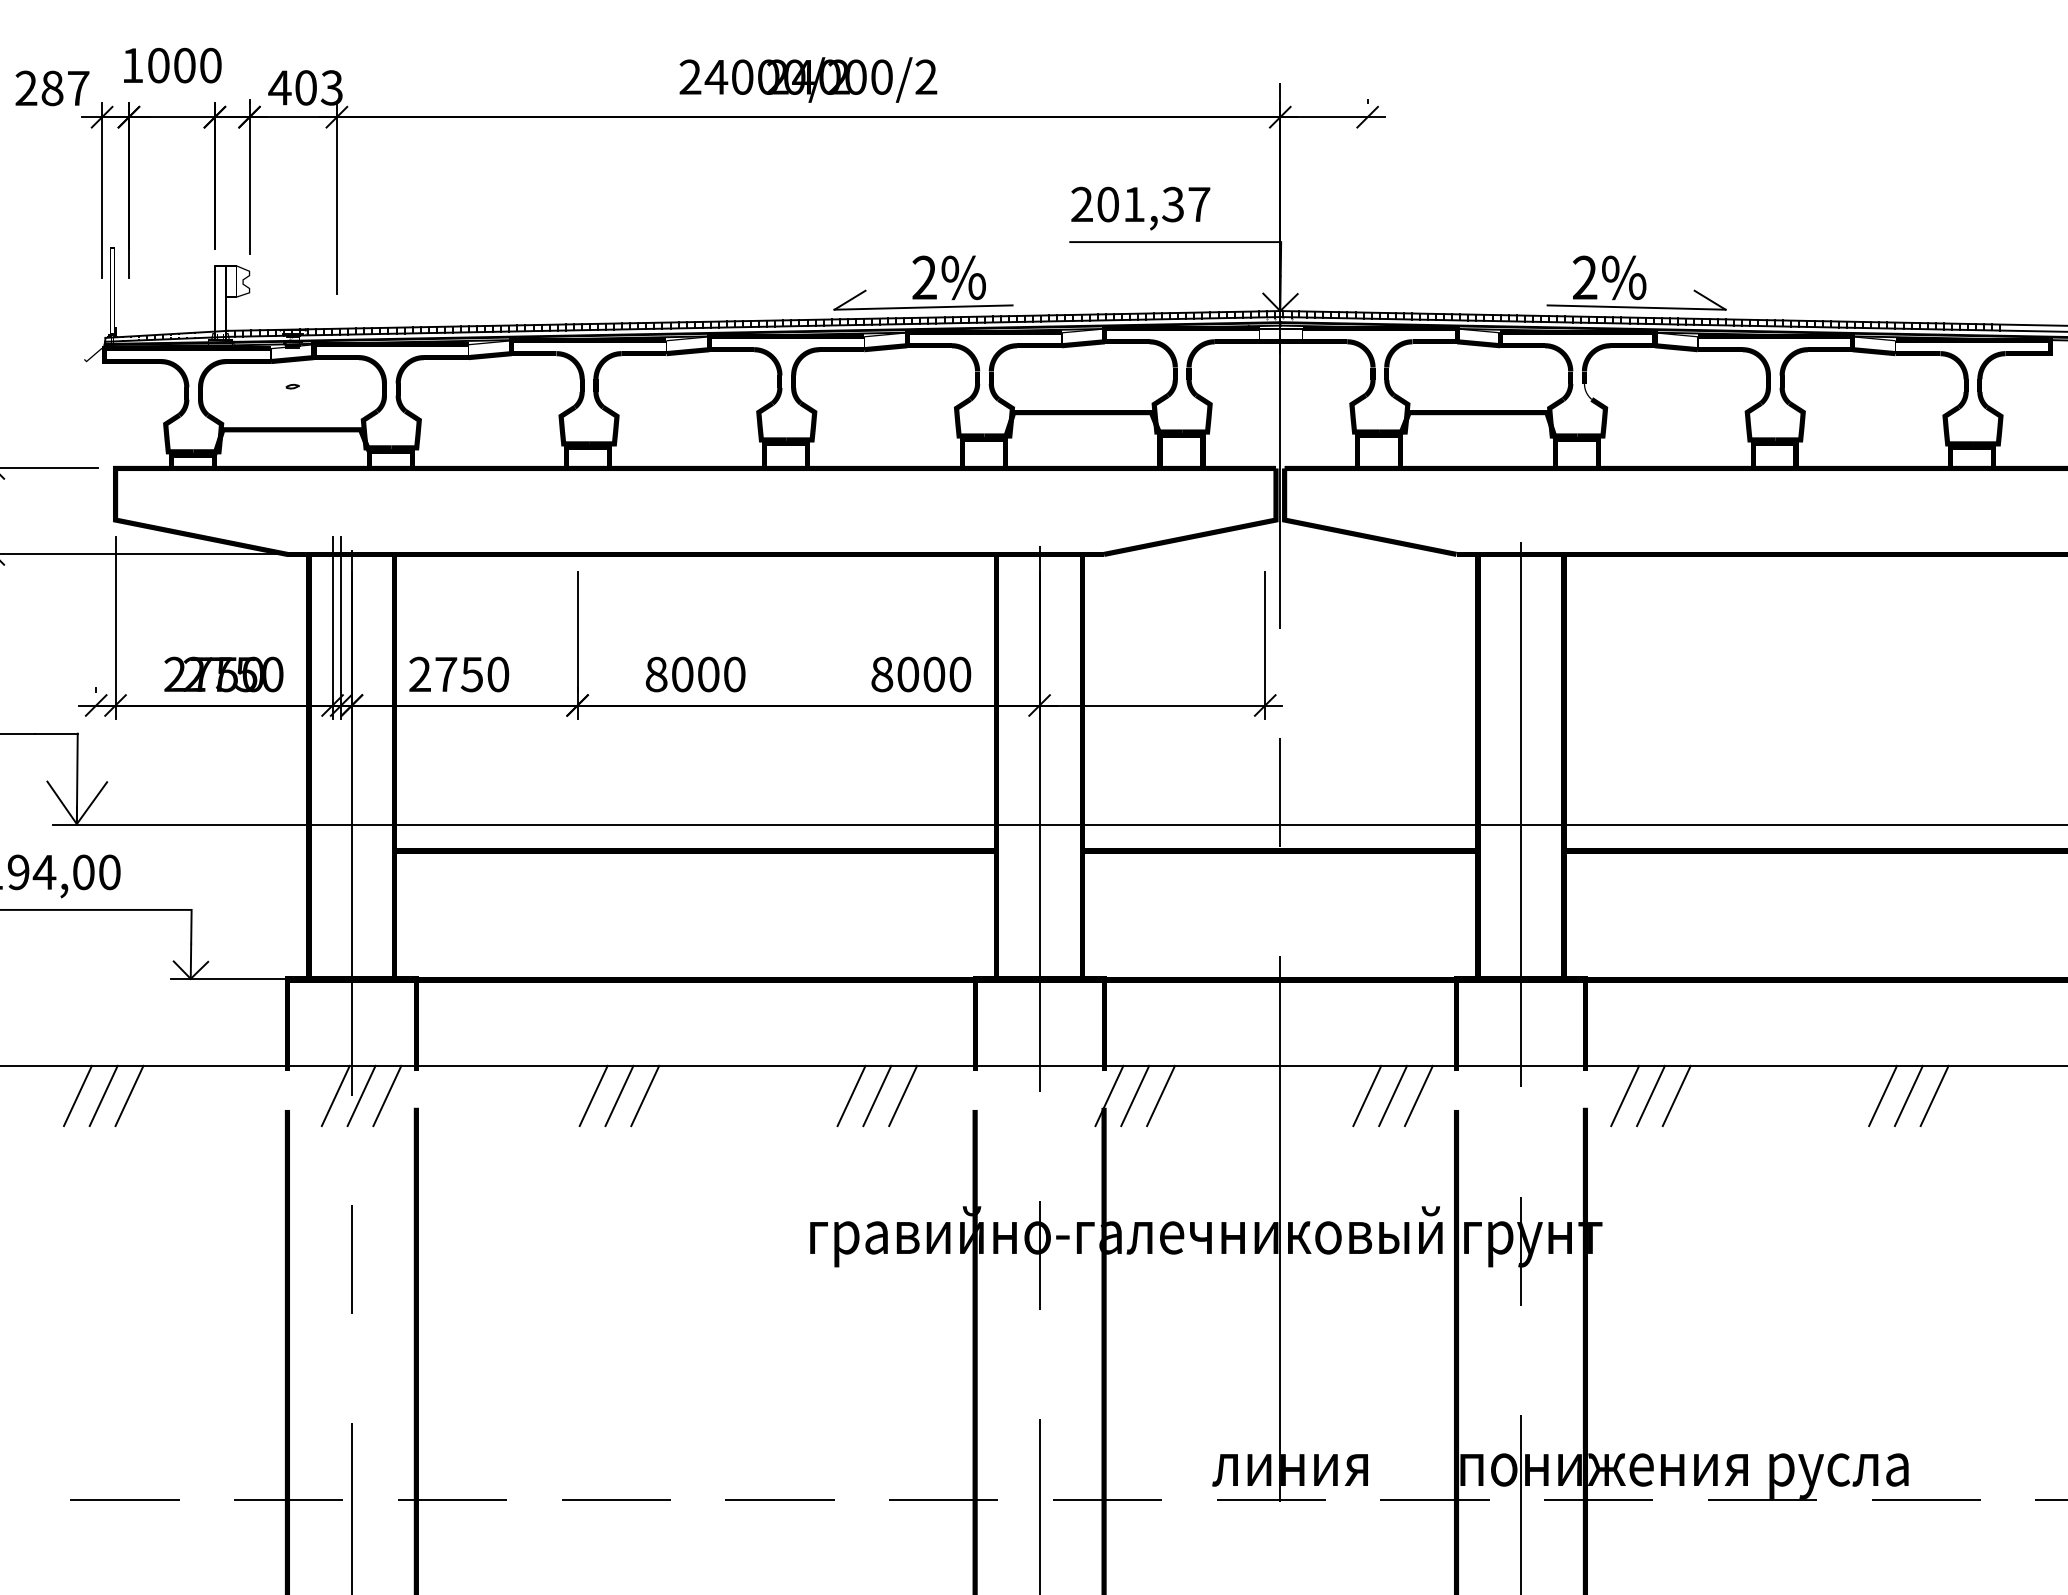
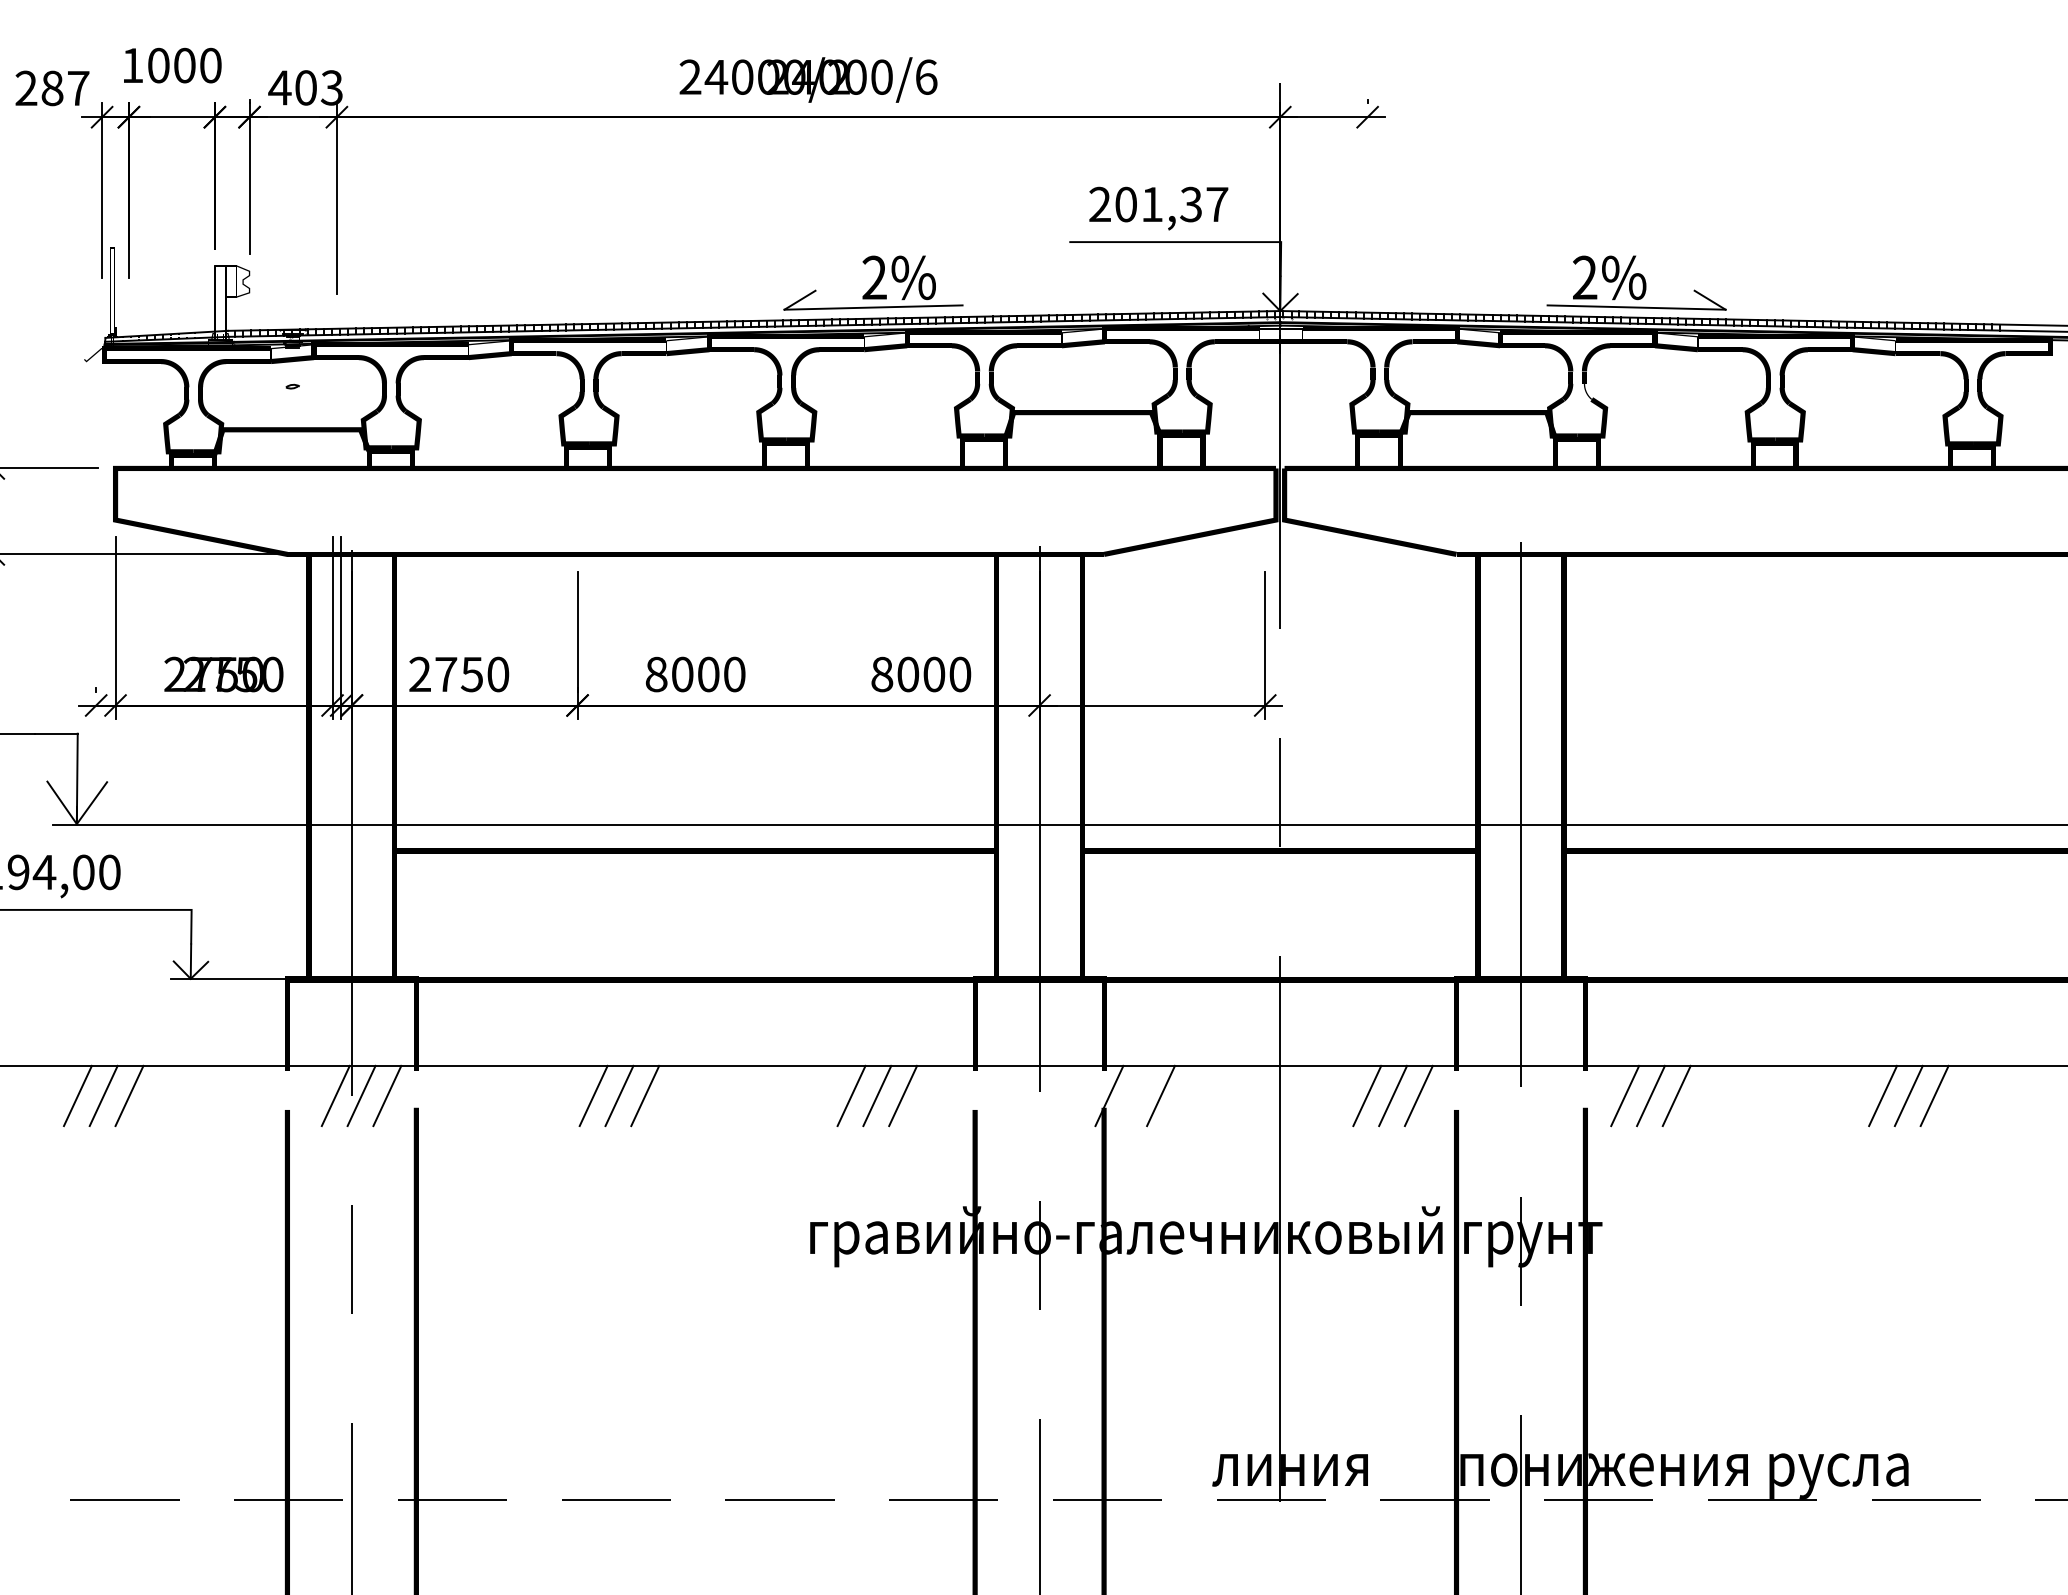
text: 24000/2 -> 24000/6 (926, 76)
text position: (1140, 208) -> (1158, 208) (1158, 208)
part position: (923, 282) -> (873, 282) (873, 282)
line: present -> none (1135, 1095)
